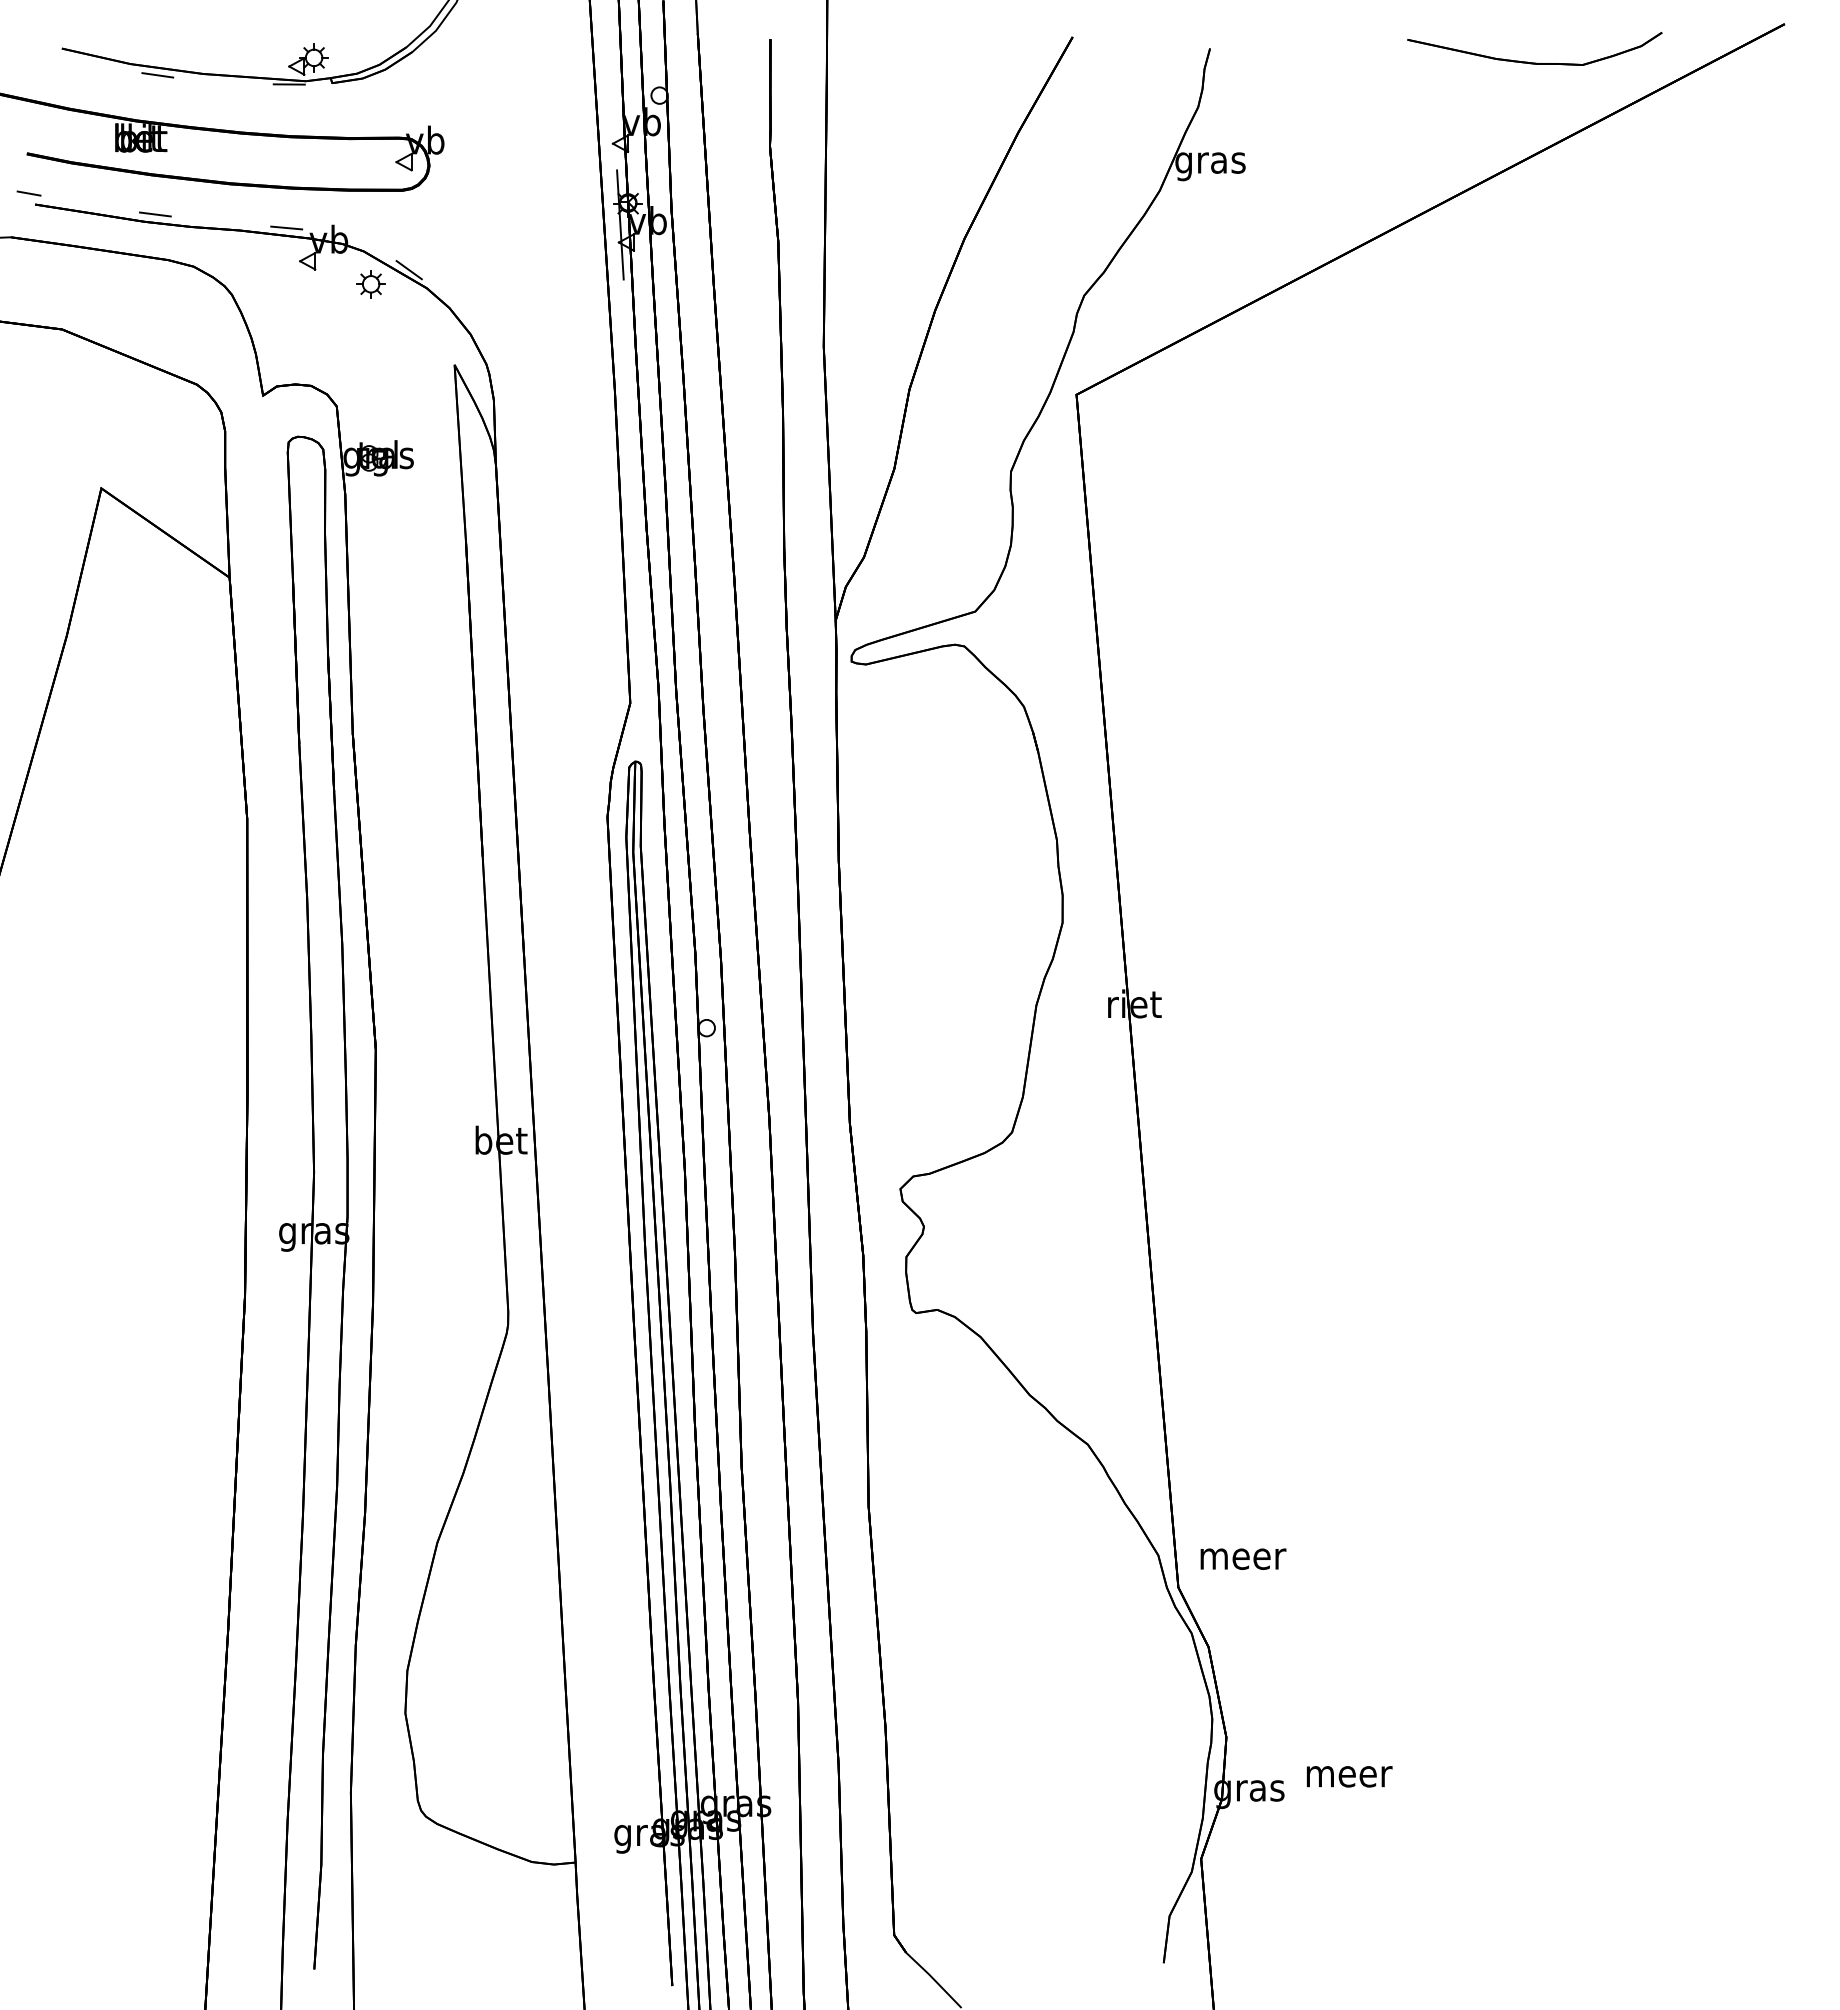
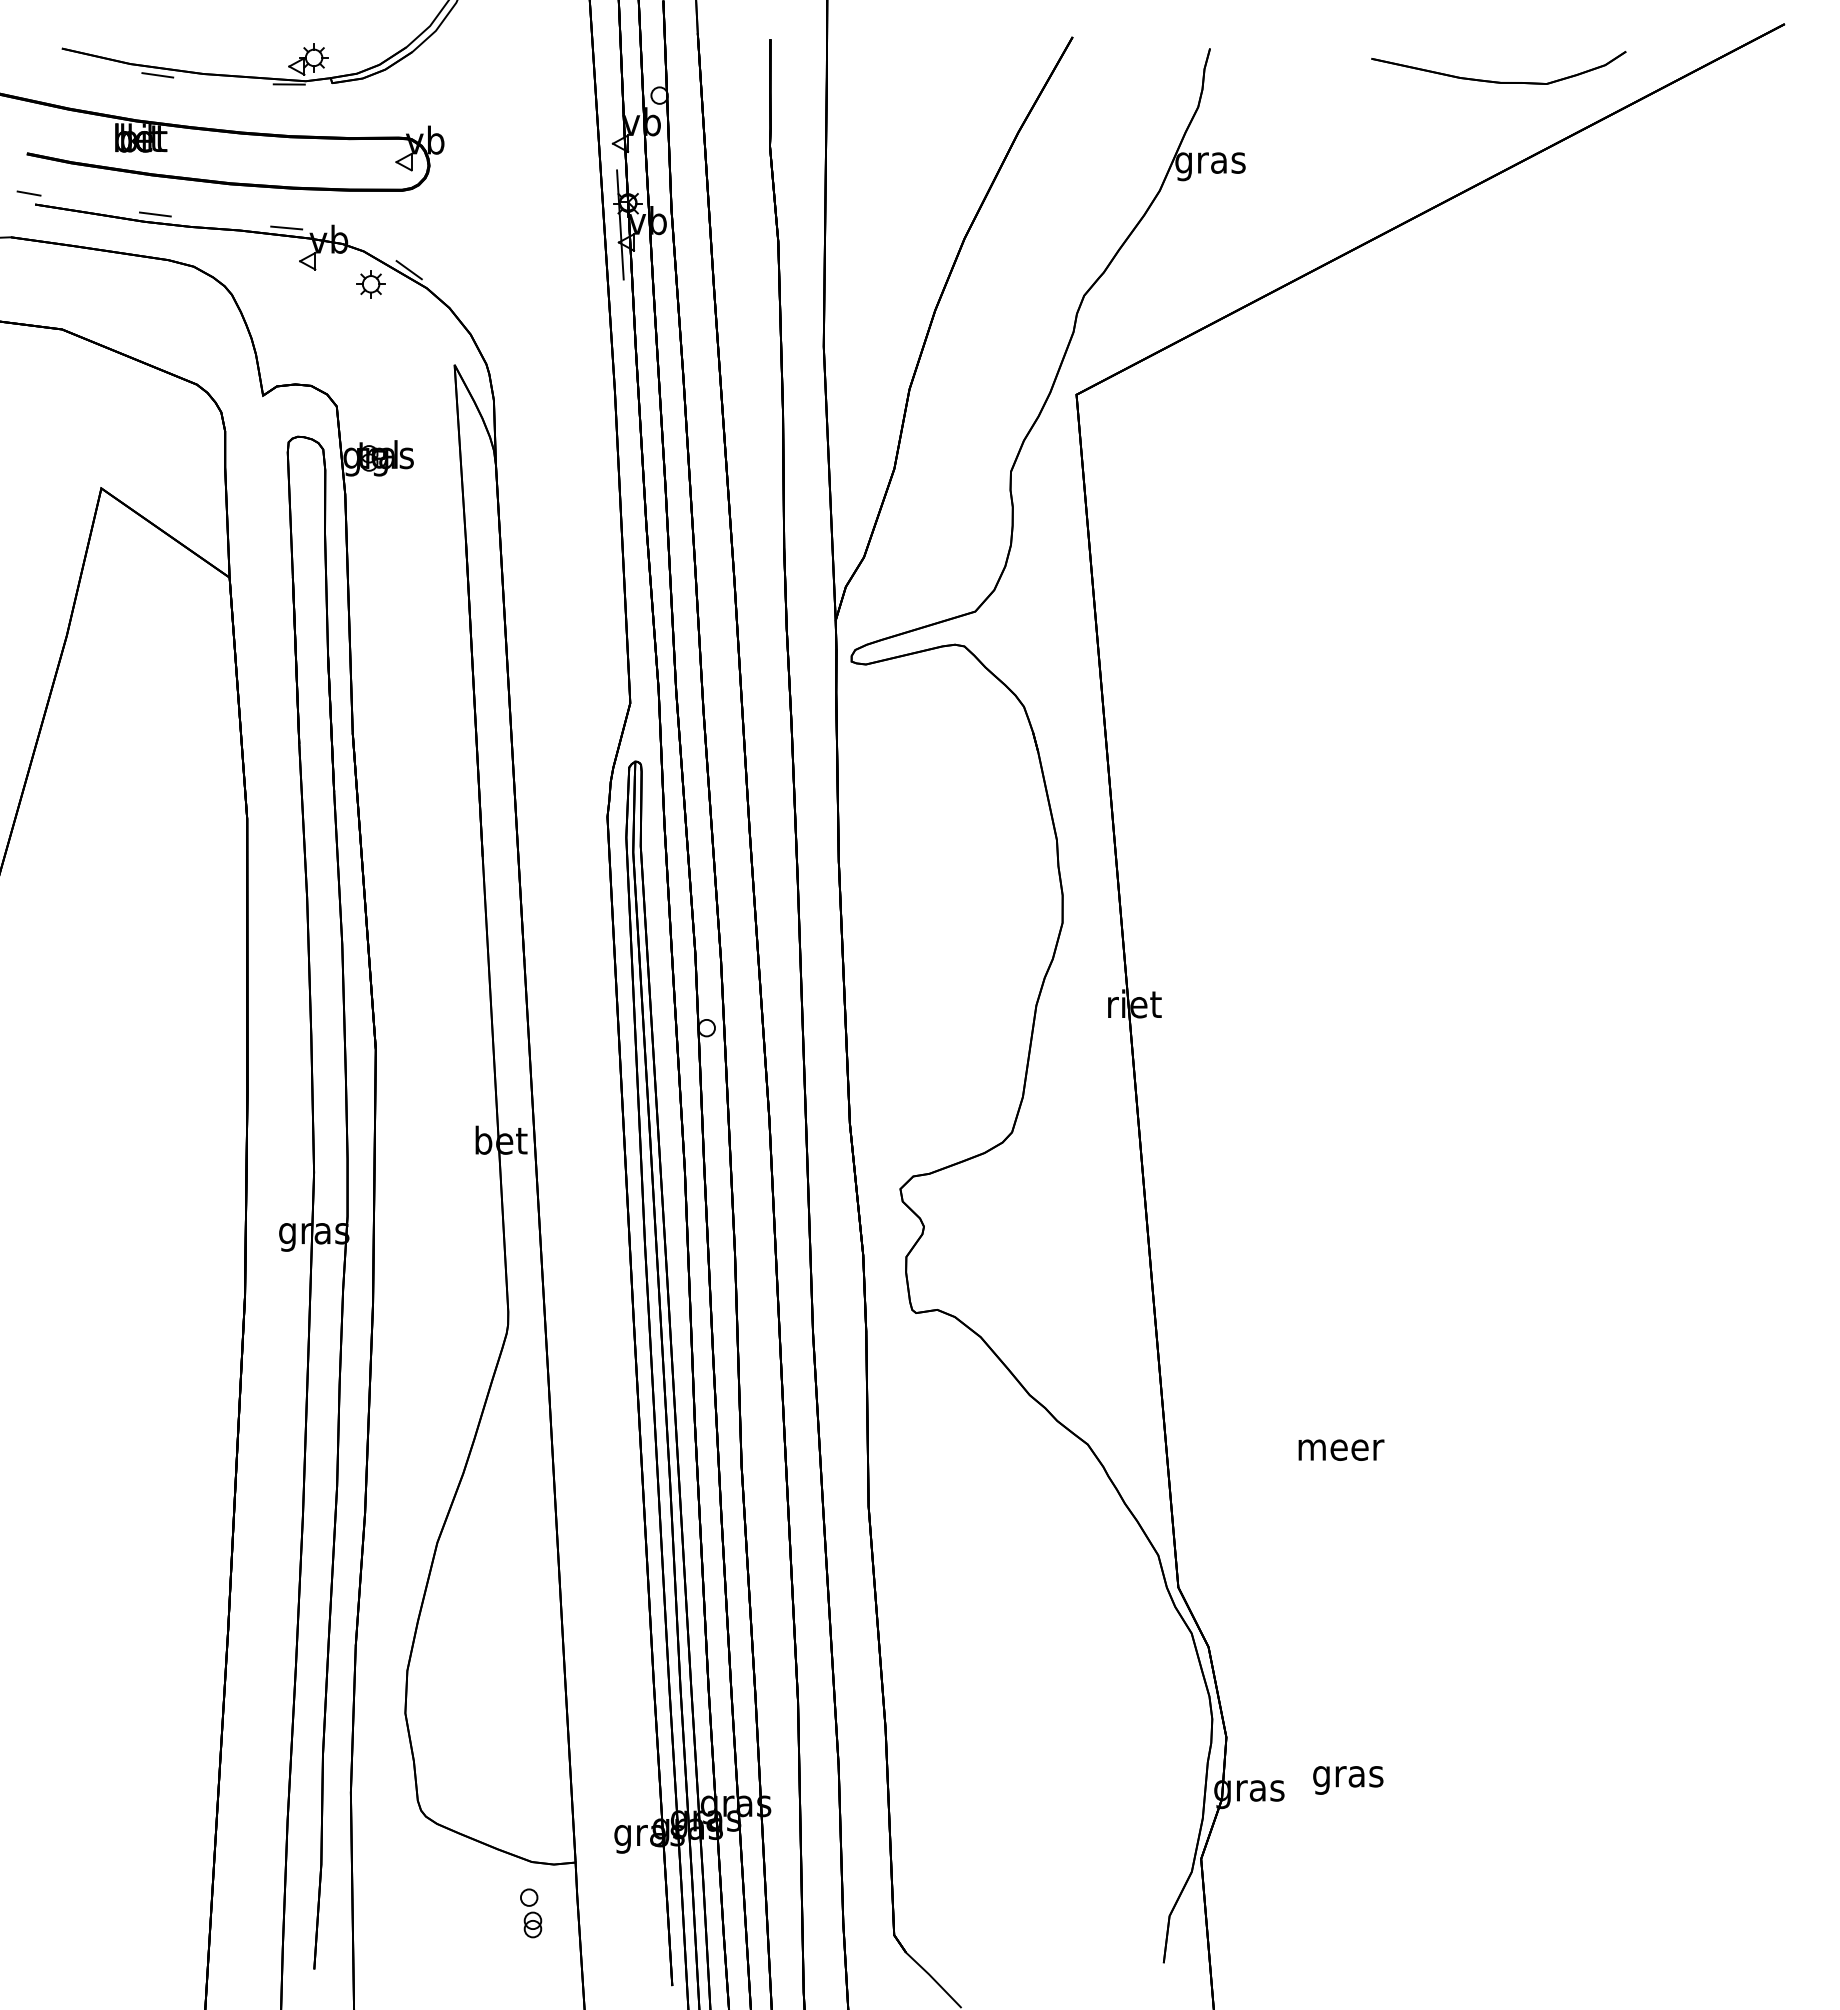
part position: (1534, 62) -> (1498, 81) (1498, 81)
text position: (1243, 1558) -> (1341, 1449) (1341, 1449)
text: meer -> gras (1349, 1780)
part: none -> present (531, 1913)
